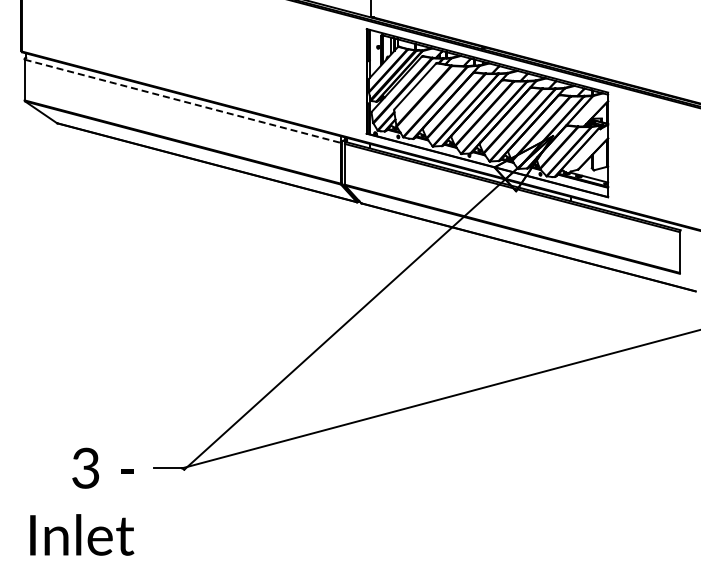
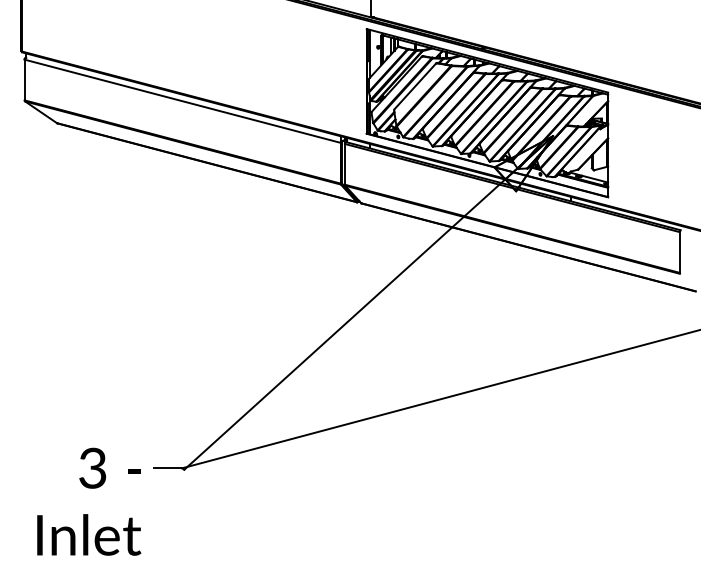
line: dashed -> solid (183, 101)
text position: (82, 501) -> (89, 501) (89, 501)
